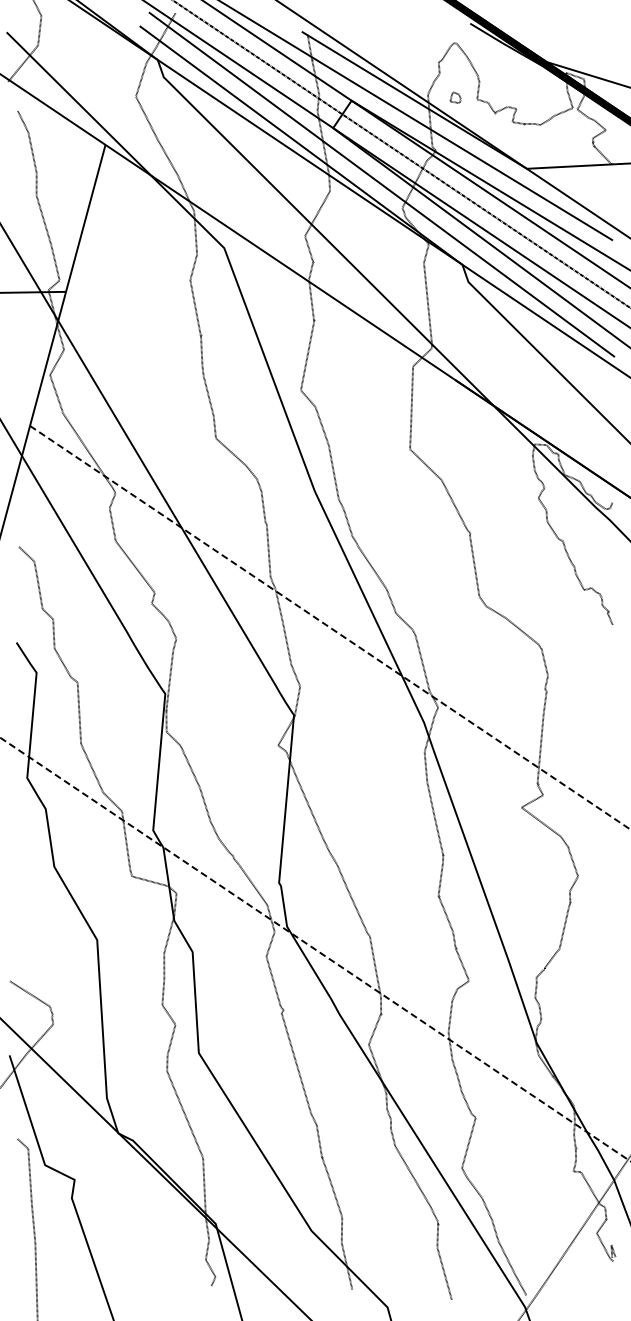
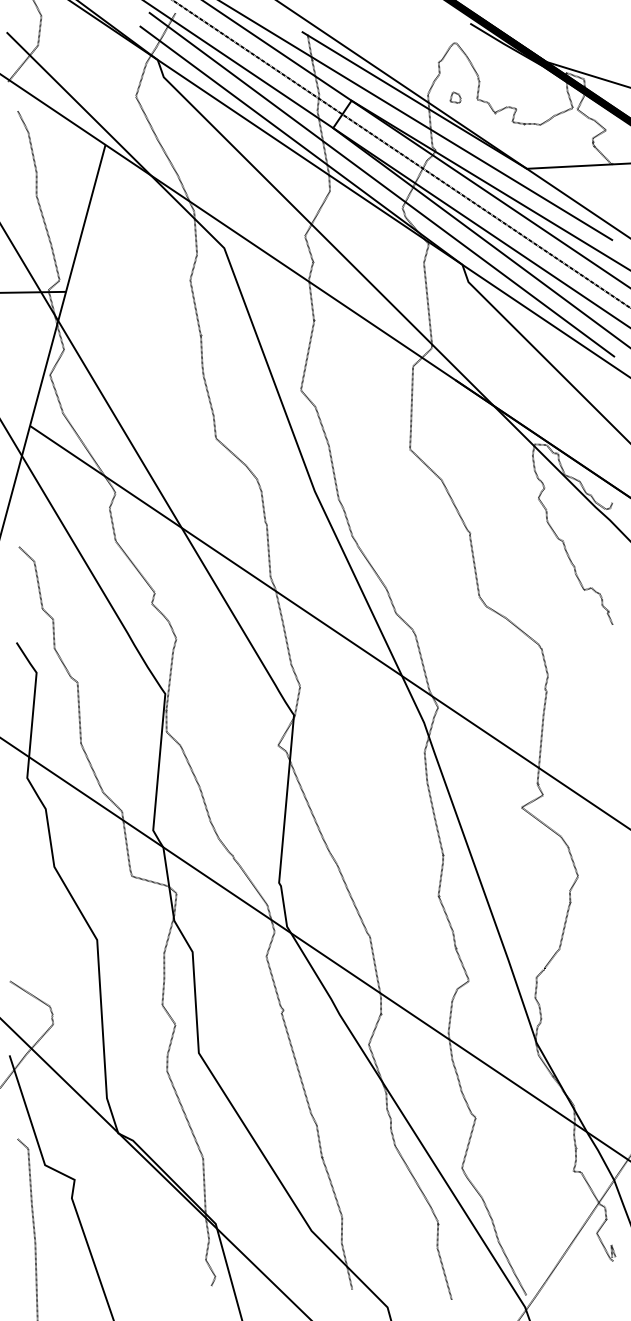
line: dashed -> solid (330, 627)
line: dashed -> solid (315, 949)
